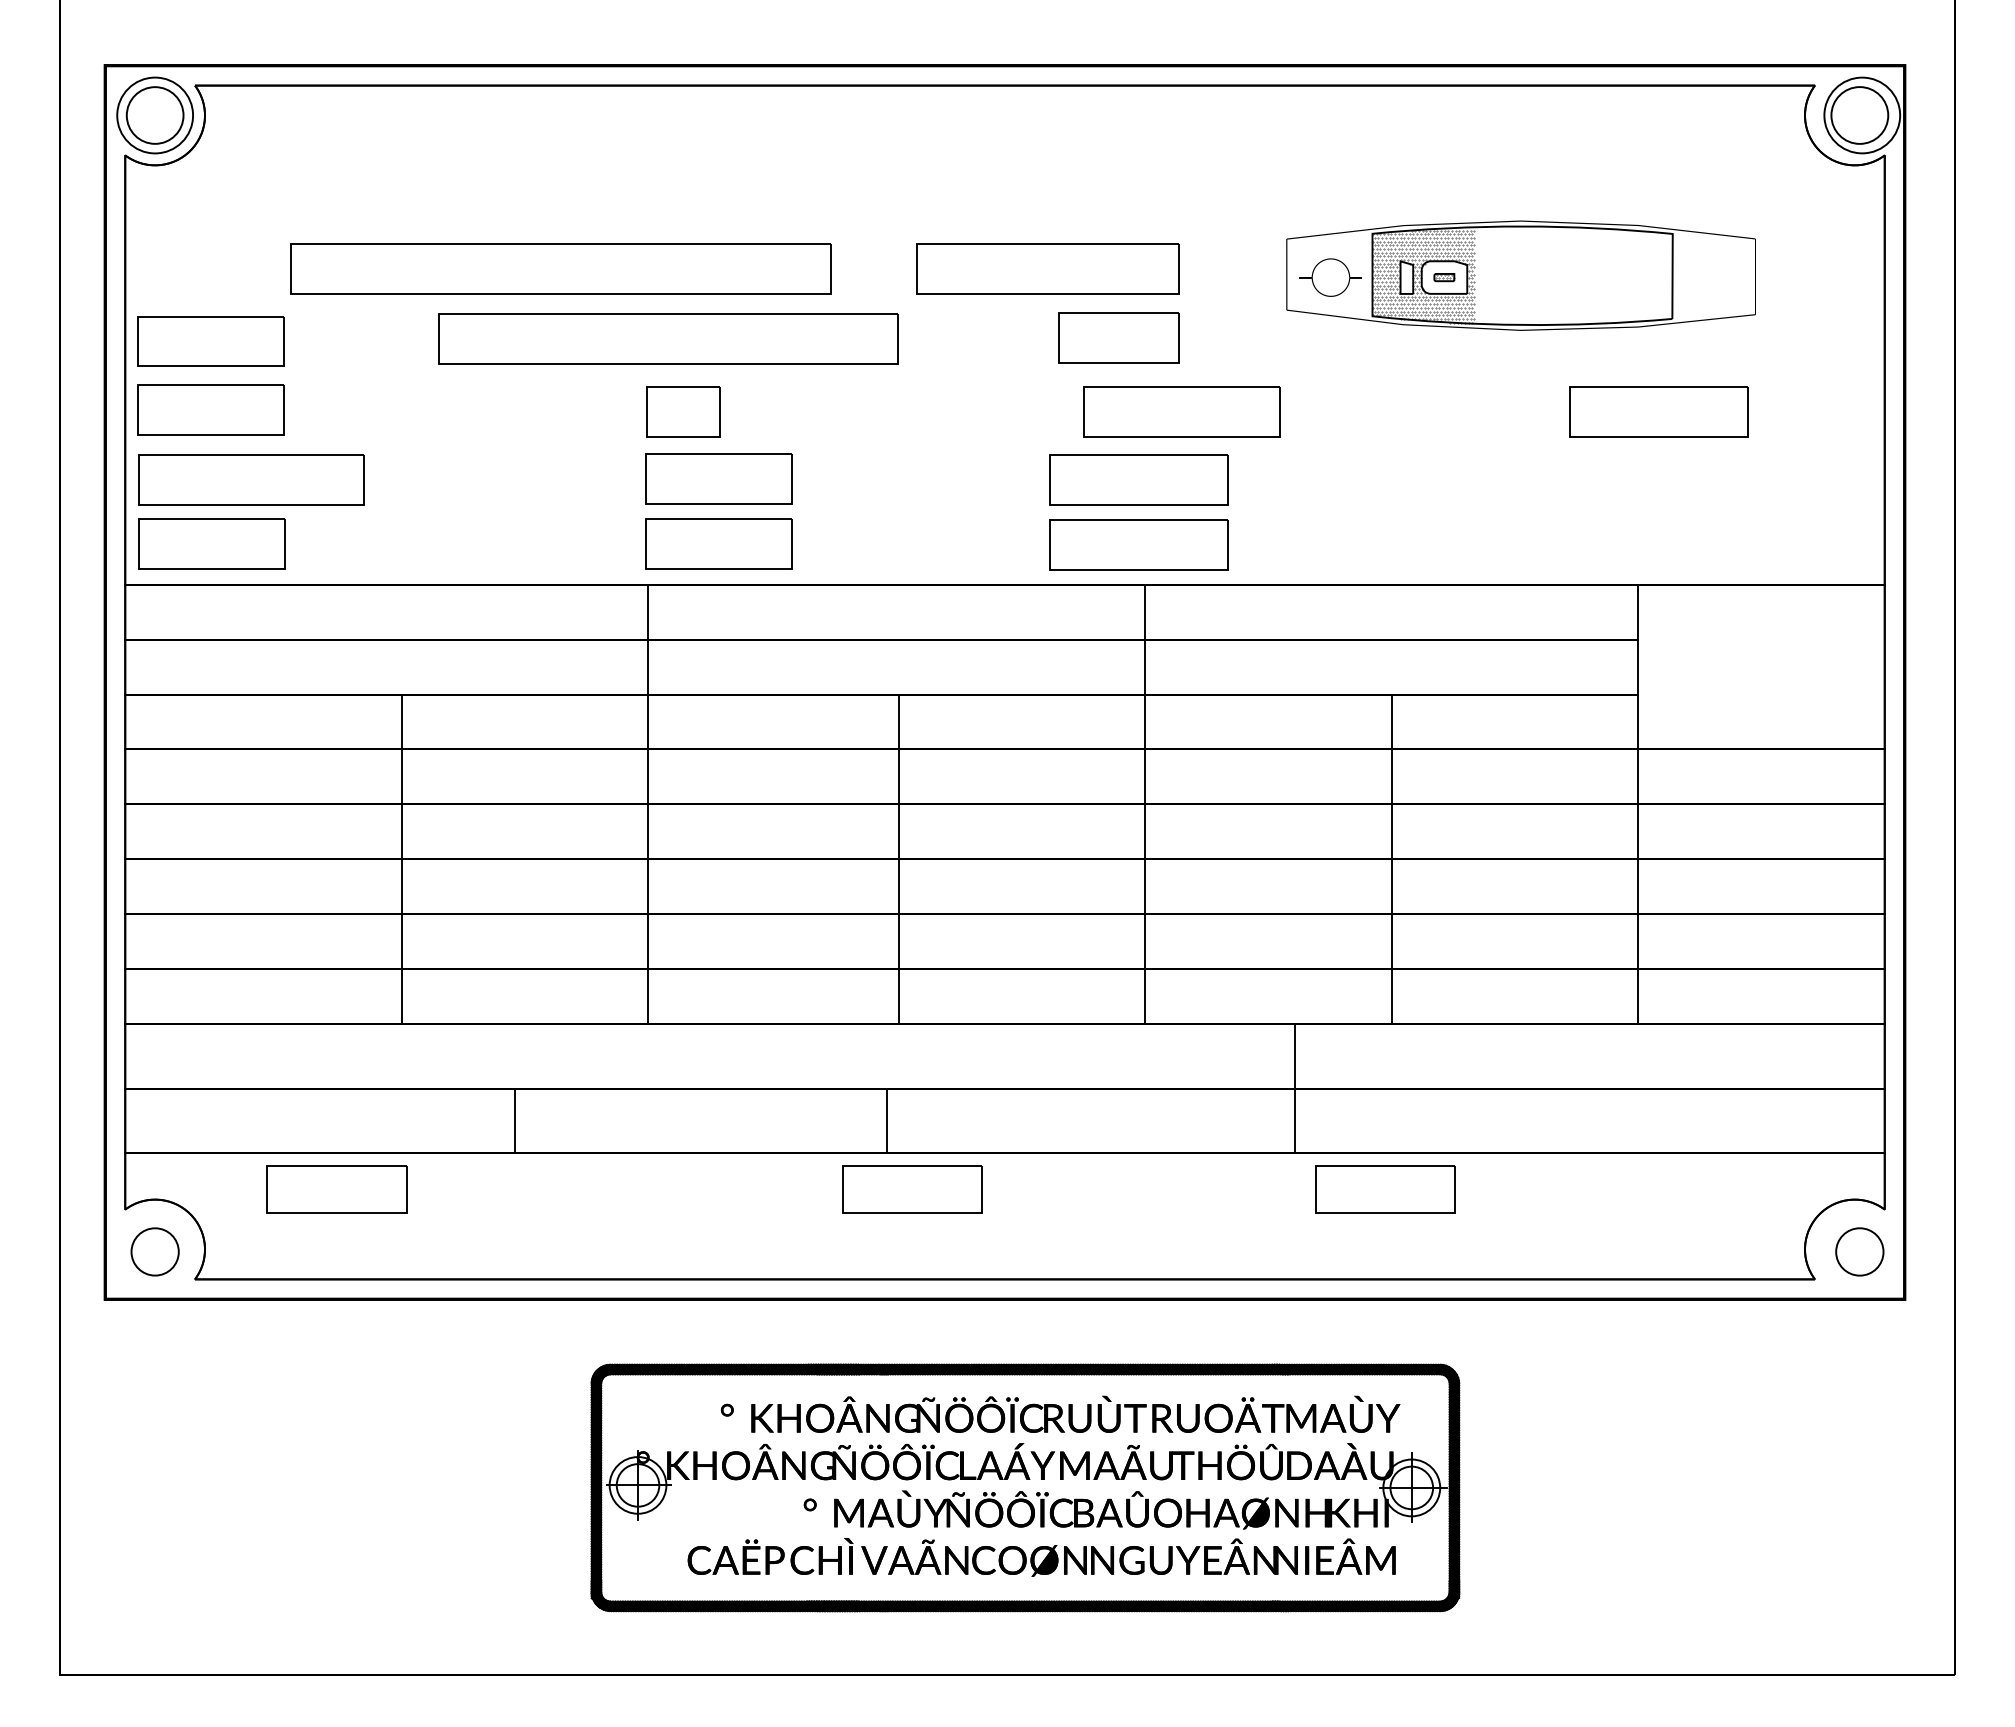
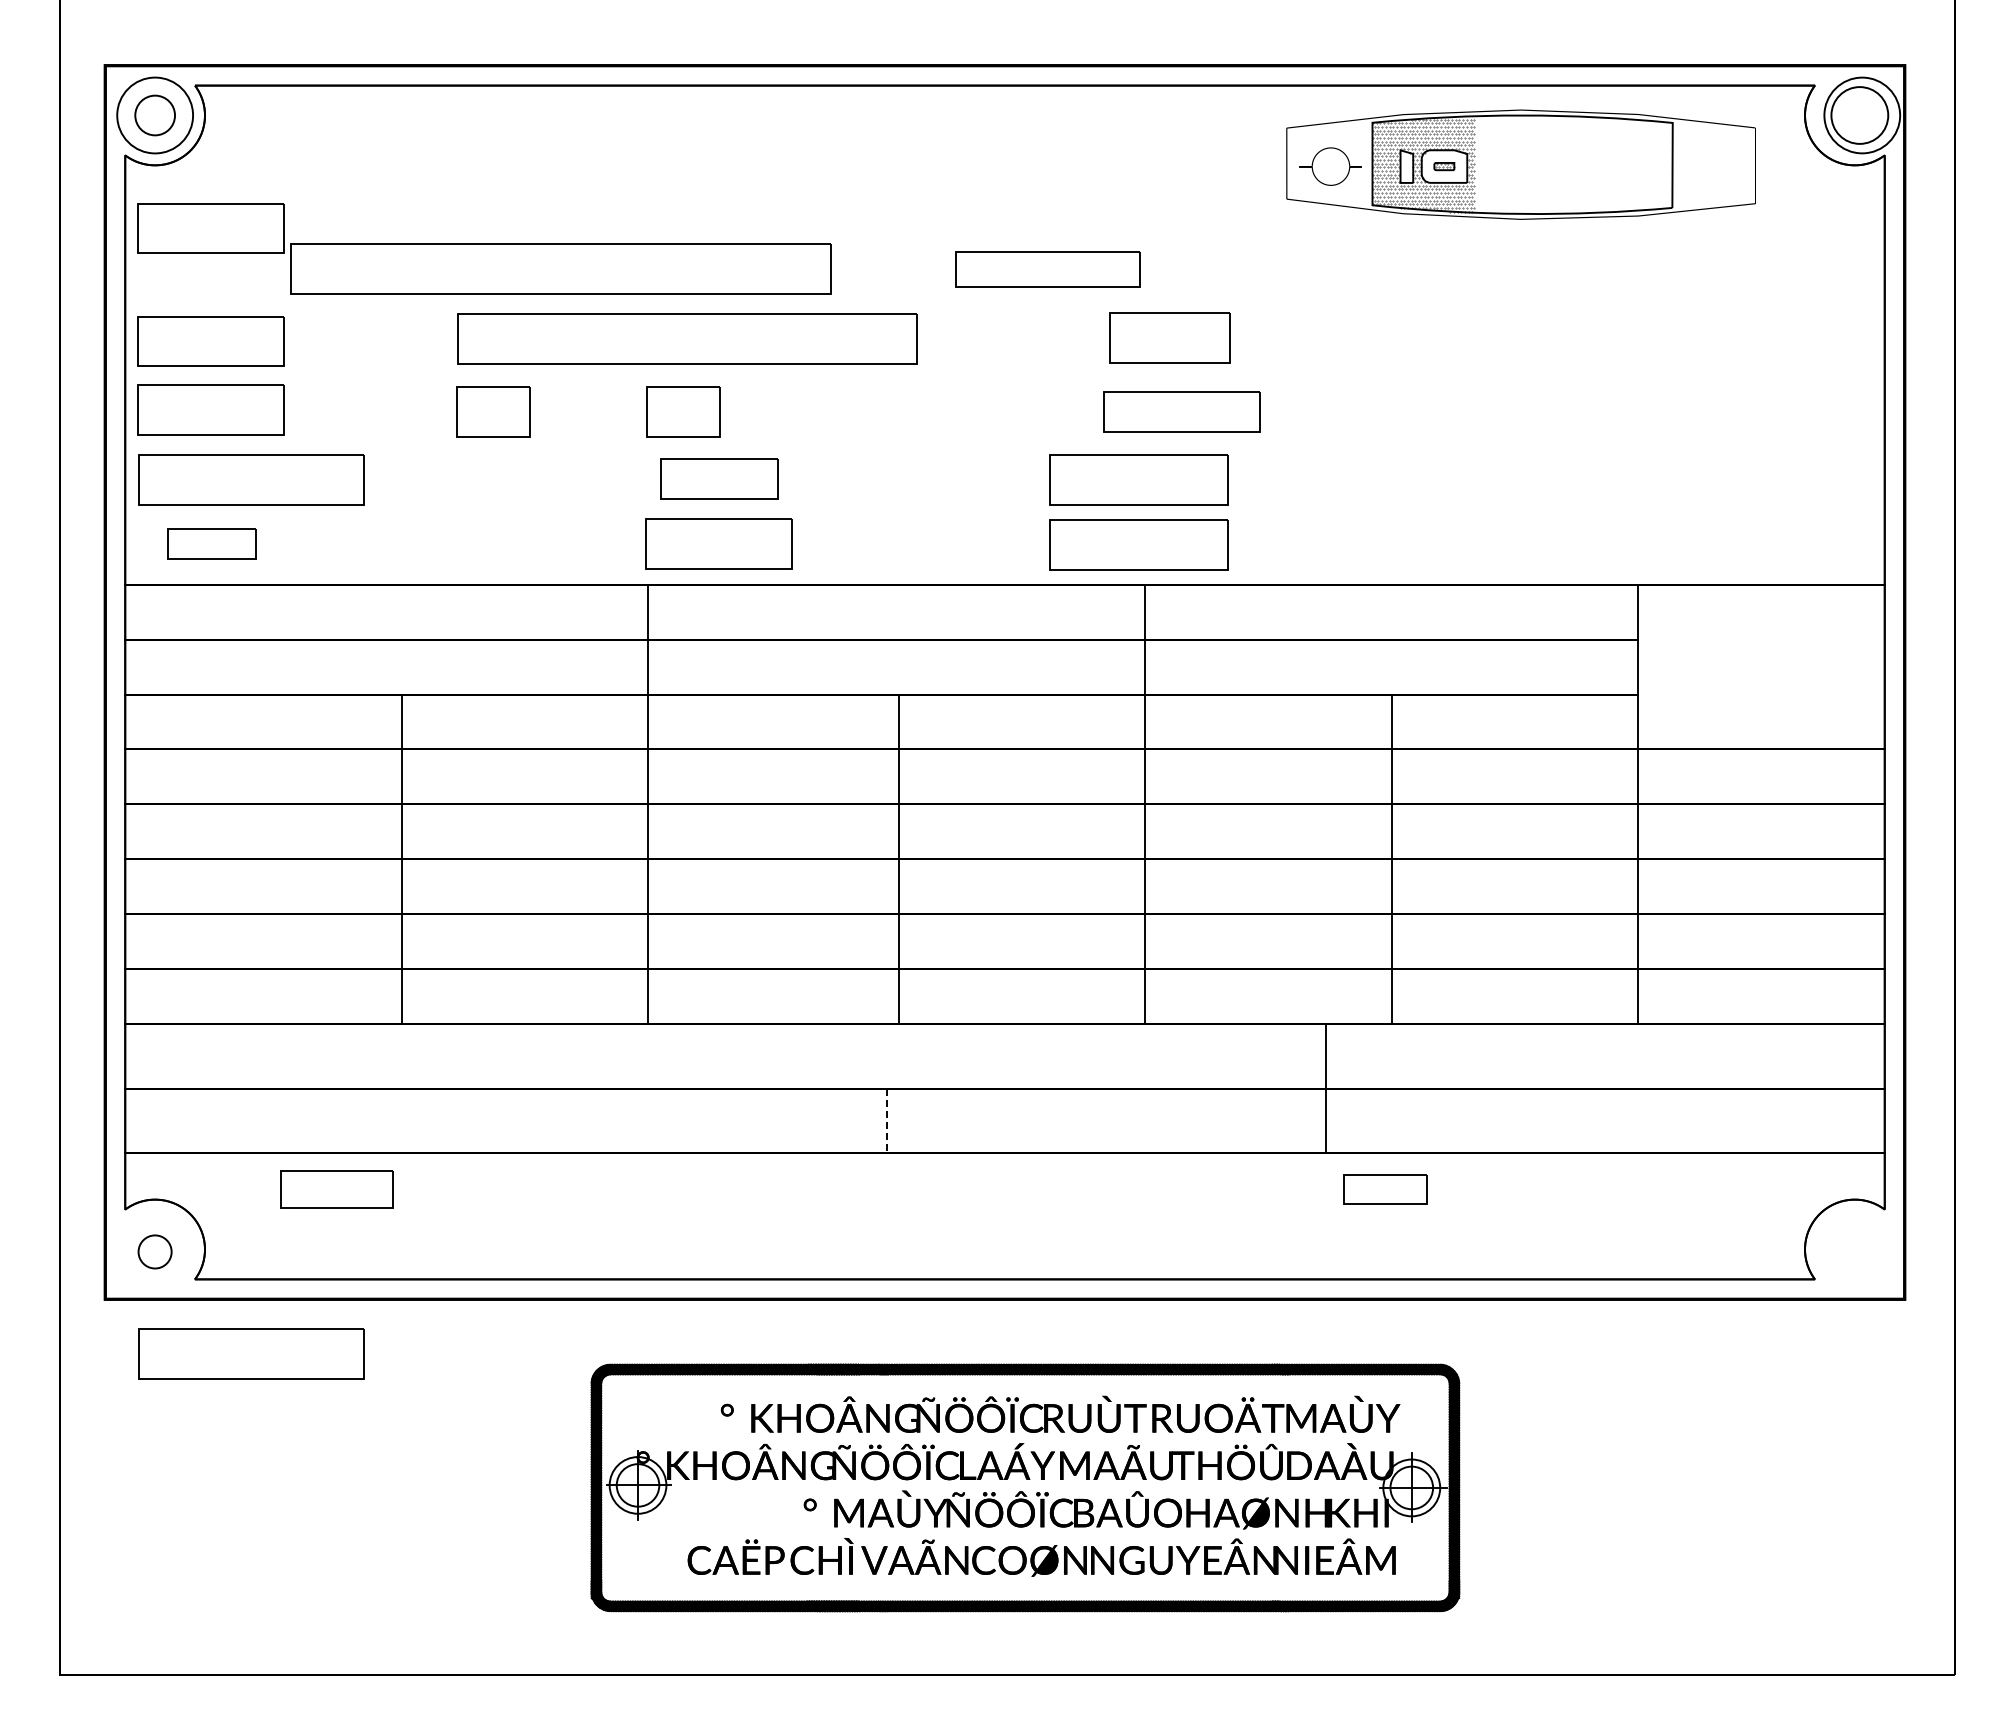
circle diameter: 57 px -> 40 px (155, 115)
part: none -> present (210, 228)
part size: 264x52 px -> 186x37 px (1047, 269)
part position: (1520, 275) -> (1520, 164) (1520, 164)
part position: (1118, 337) -> (1169, 337) (1169, 337)
part position: (668, 338) -> (687, 338) (687, 338)
part: none -> present (493, 411)
part size: 198x52 px -> 158x42 px (1181, 411)
part: present -> none (1658, 411)
part size: 148x52 px -> 119x42 px (719, 478)
part size: 148x52 px -> 90x32 px (211, 543)
line position: (1294, 1087) -> (1325, 1087) (1325, 1087)
line: present -> none (515, 1120)
line: solid -> dashed (887, 1121)
part size: 142x49 px -> 114x39 px (336, 1189)
part: present -> none (912, 1189)
part size: 141x49 px -> 85x31 px (1385, 1189)
circle size: 50x50 px -> 36x36 px (154, 1251)
circle: present -> none (1859, 1251)
part: none -> present (251, 1353)
